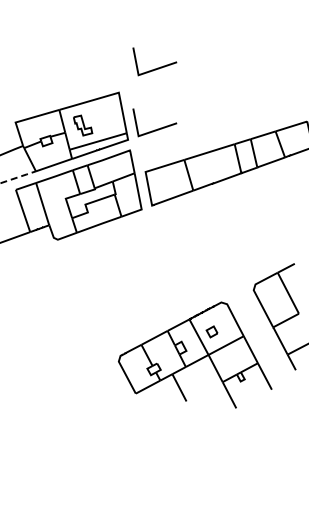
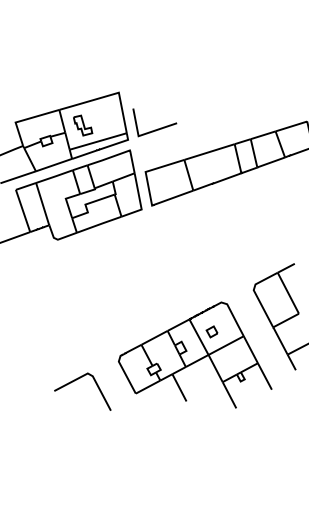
line: present -> none (157, 67)
line: dashed -> solid (18, 177)
curve: none -> present (76, 380)
